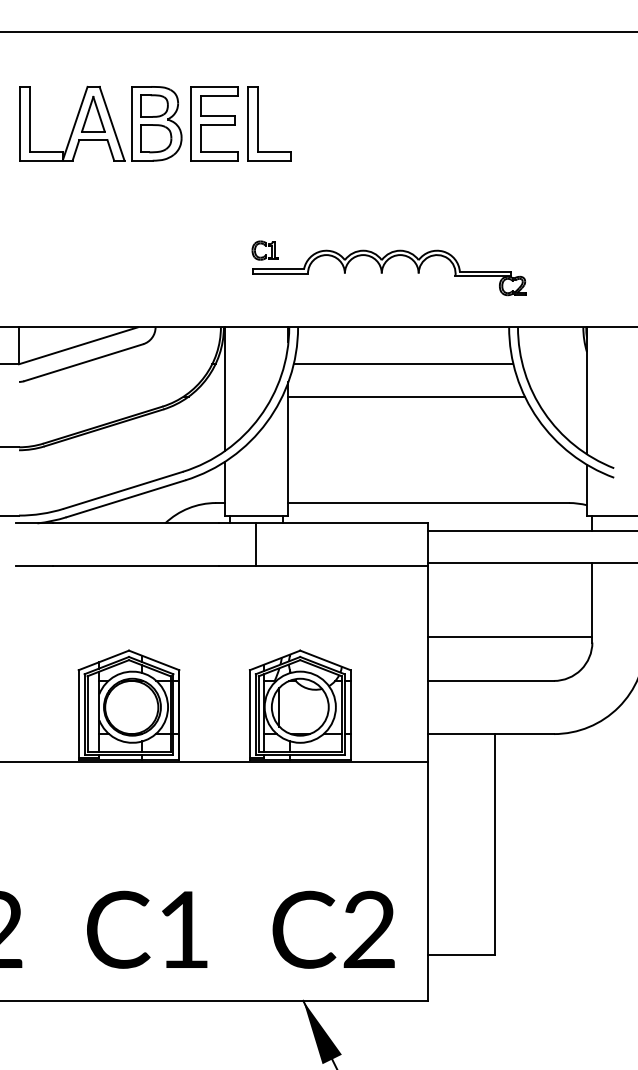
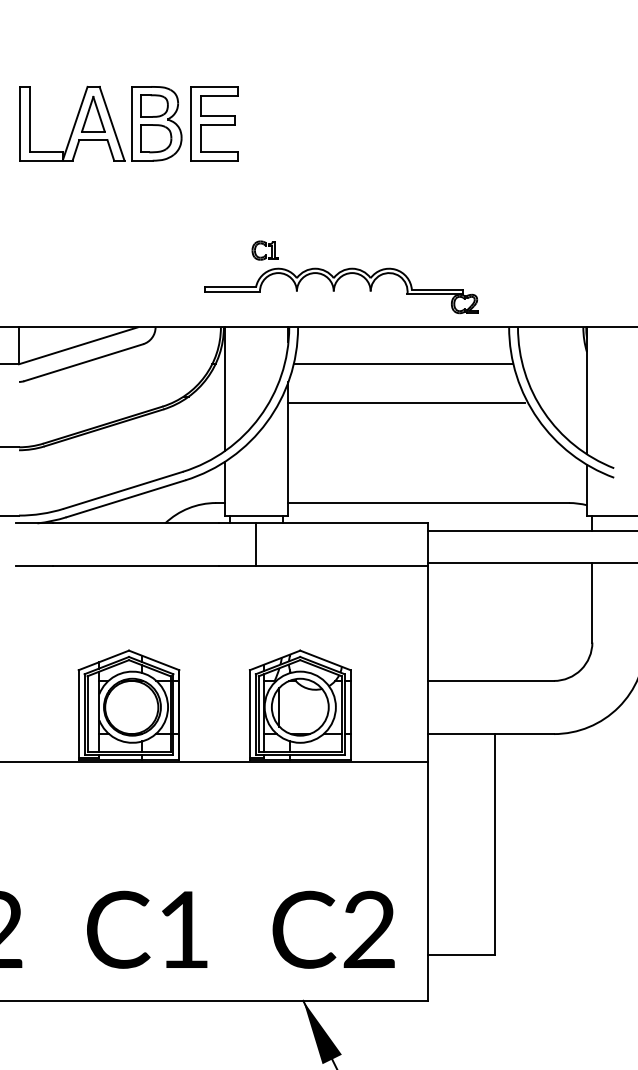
line: present -> none (318, 32)
part: present -> none (258, 123)
part position: (383, 269) -> (335, 287) (335, 287)
line position: (406, 396) -> (406, 402) (406, 402)
line: present -> none (510, 636)
